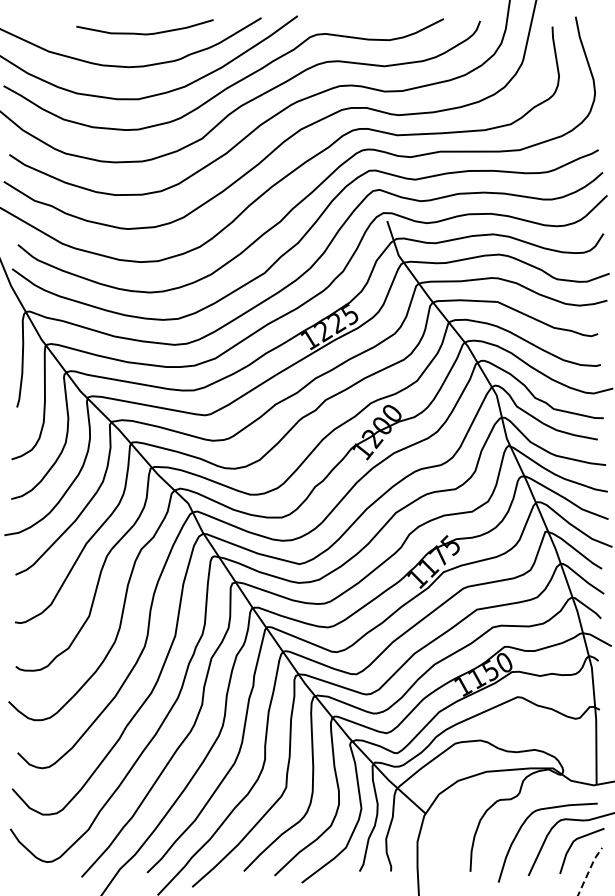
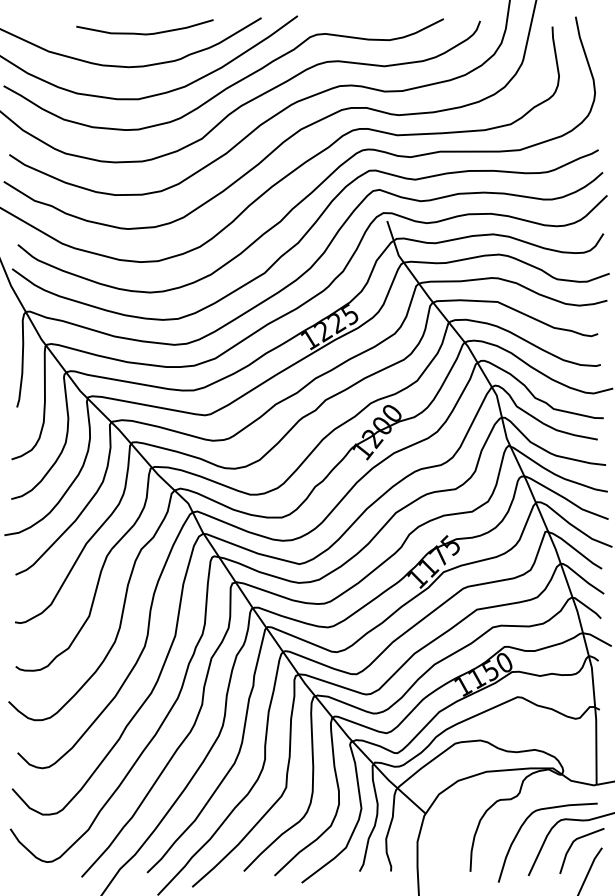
line: dashed -> solid (589, 870)
